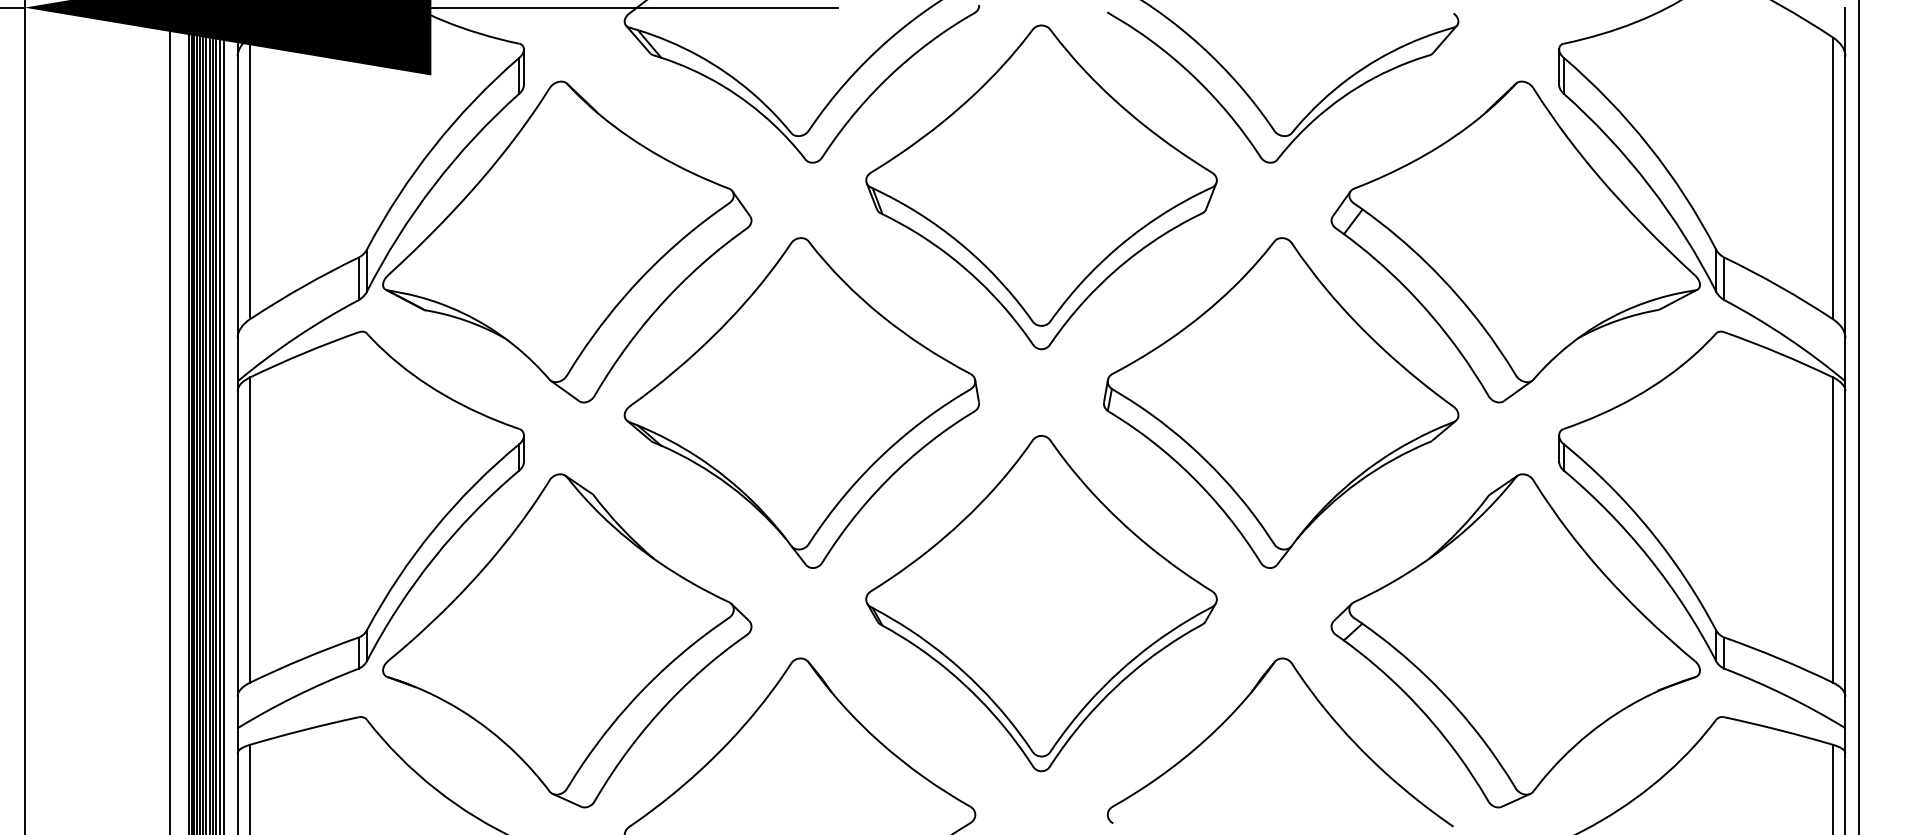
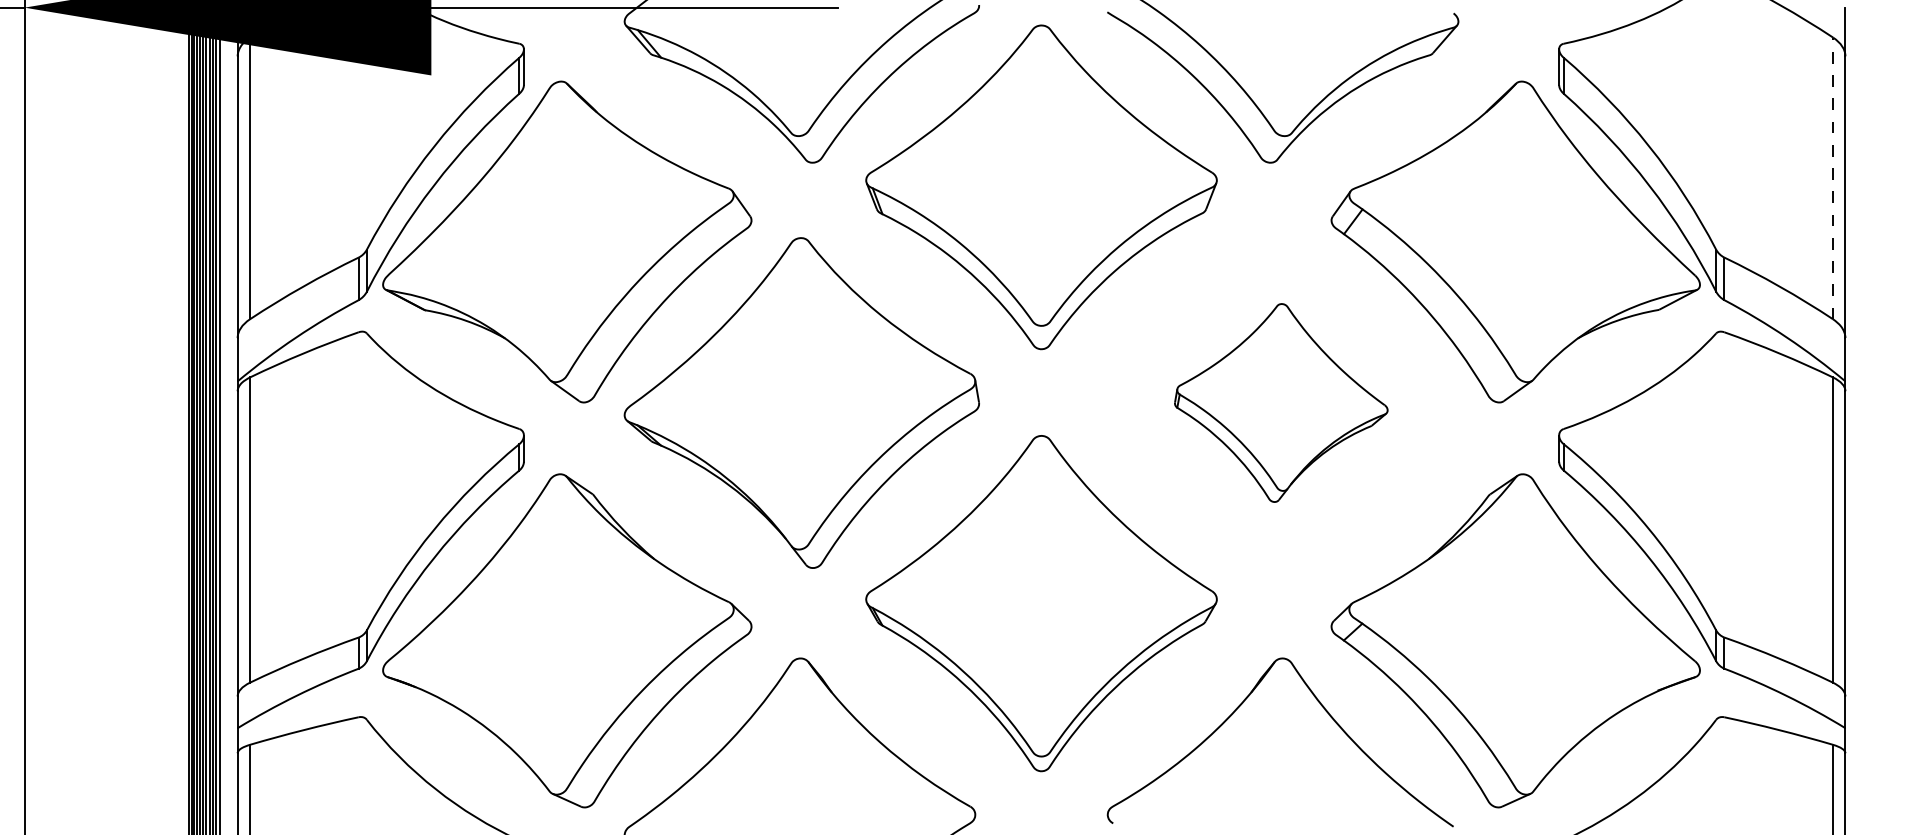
line: solid -> dashed (1833, 178)
part size: 357x332 px -> 215x200 px (1281, 402)
line: present -> none (169, 416)
line: present -> none (223, 416)
line: present -> none (1859, 416)
